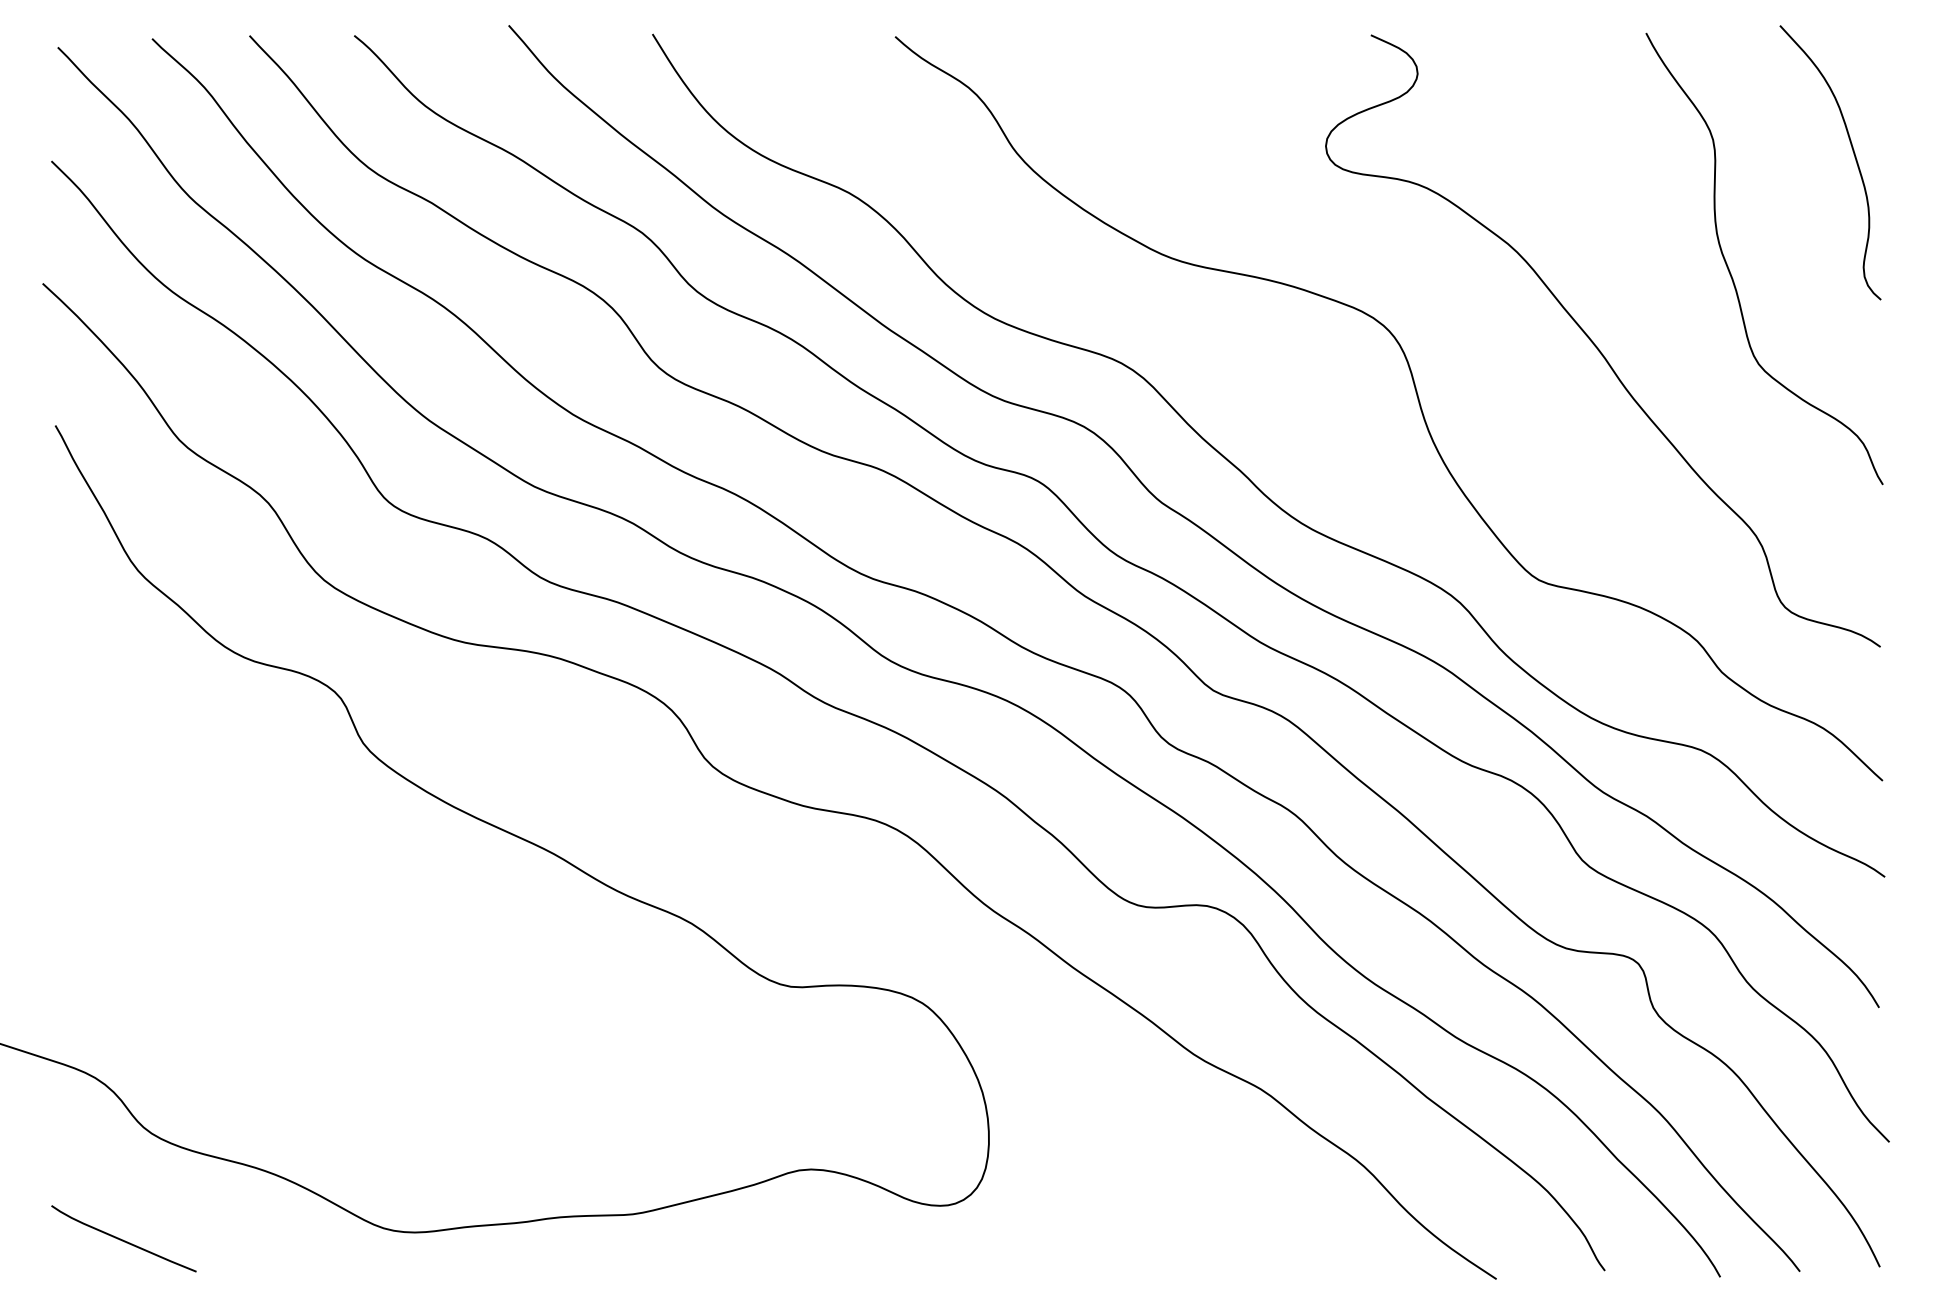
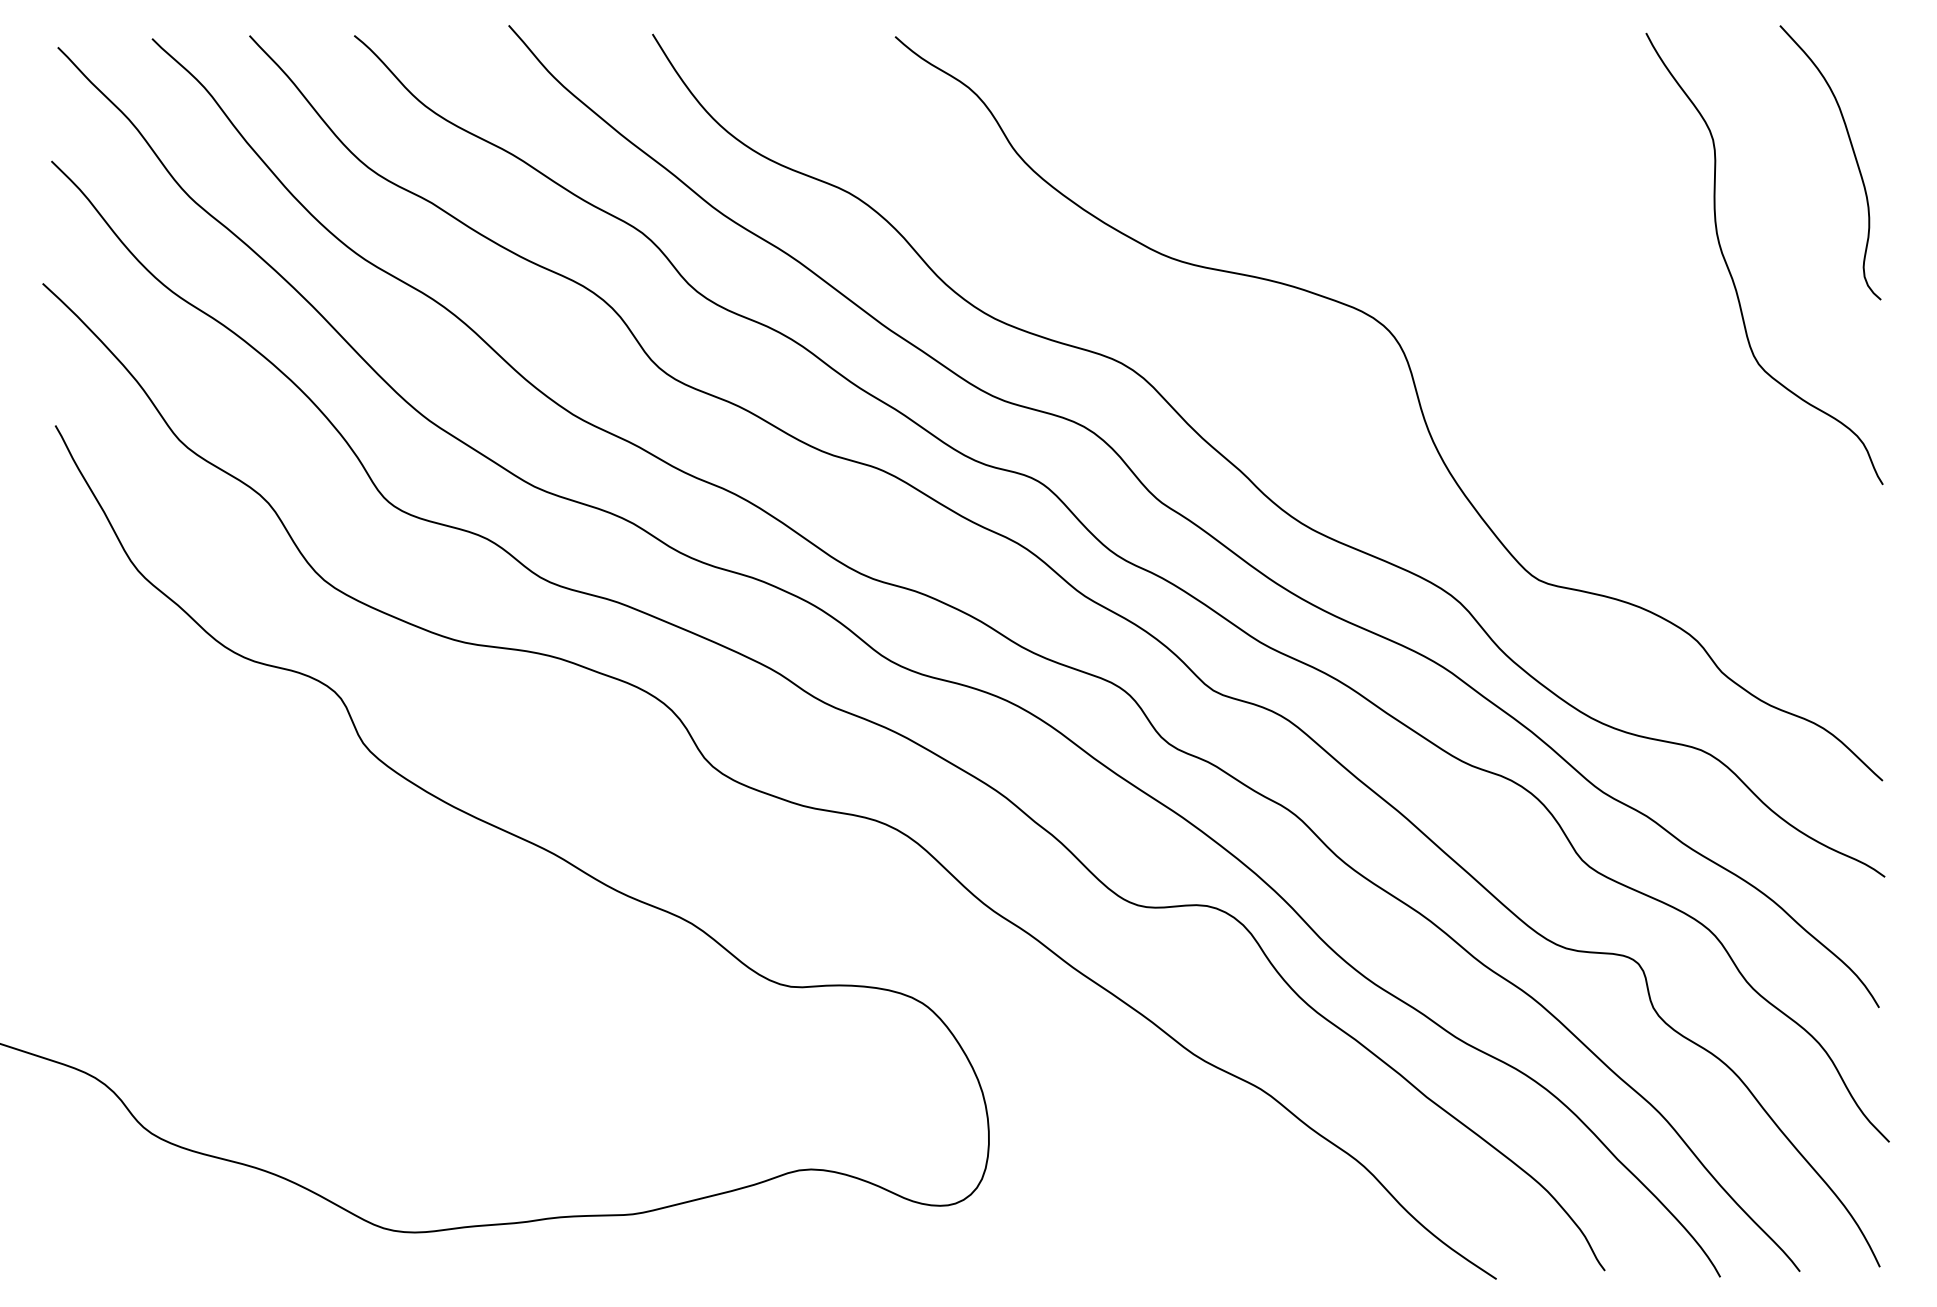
curve: present -> none (1596, 345)
curve: present -> none (123, 1239)
